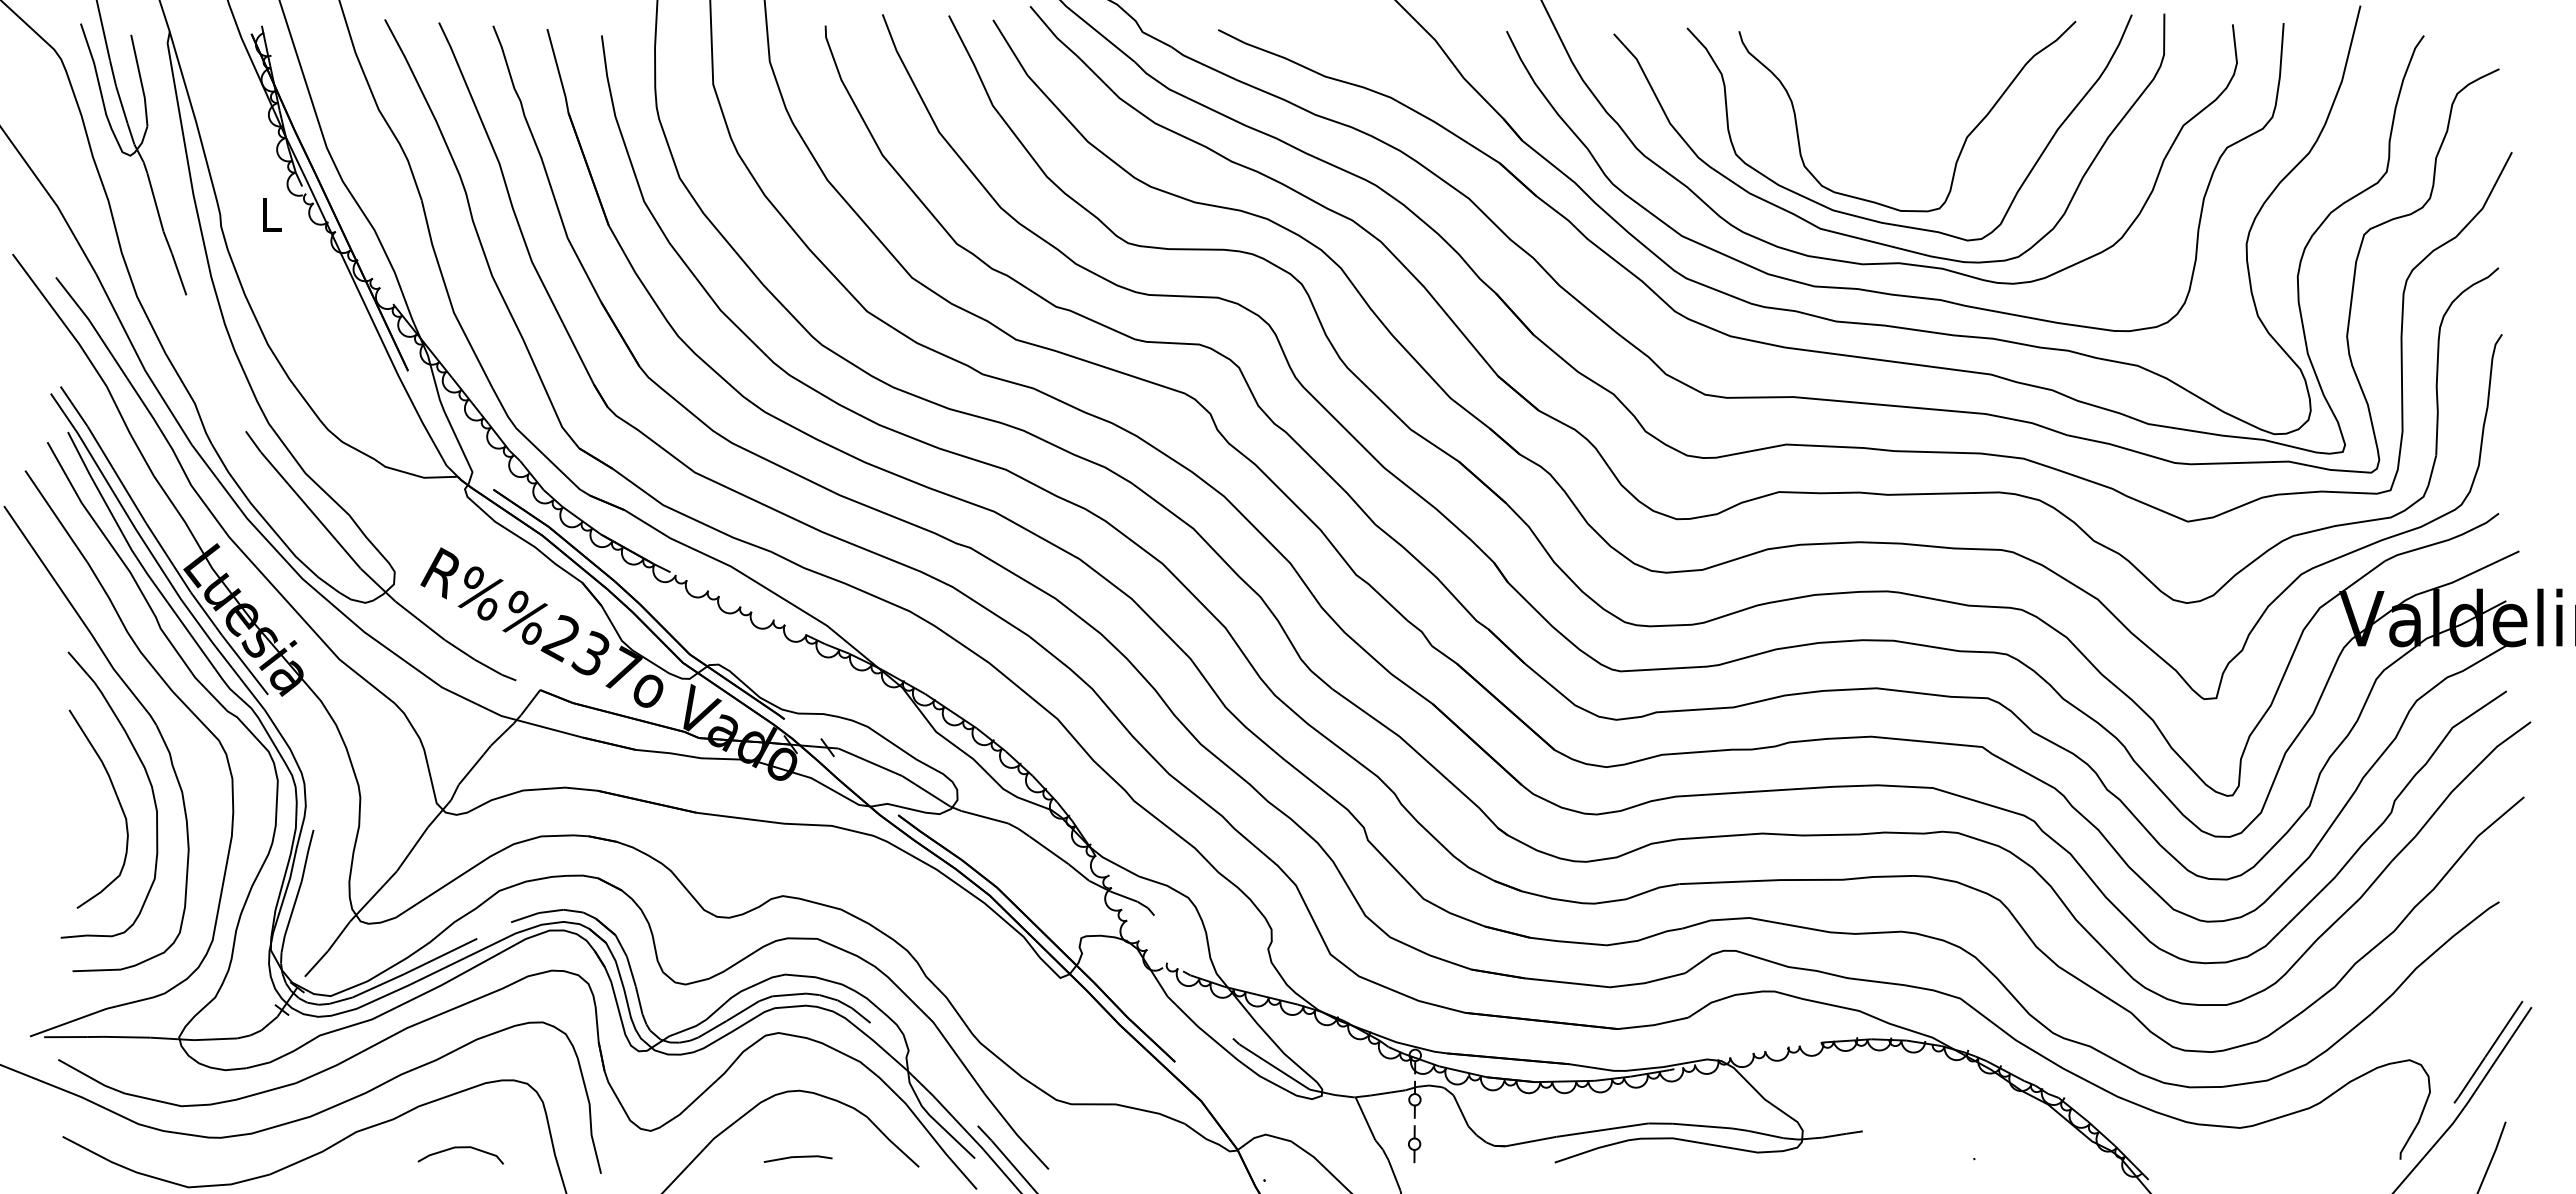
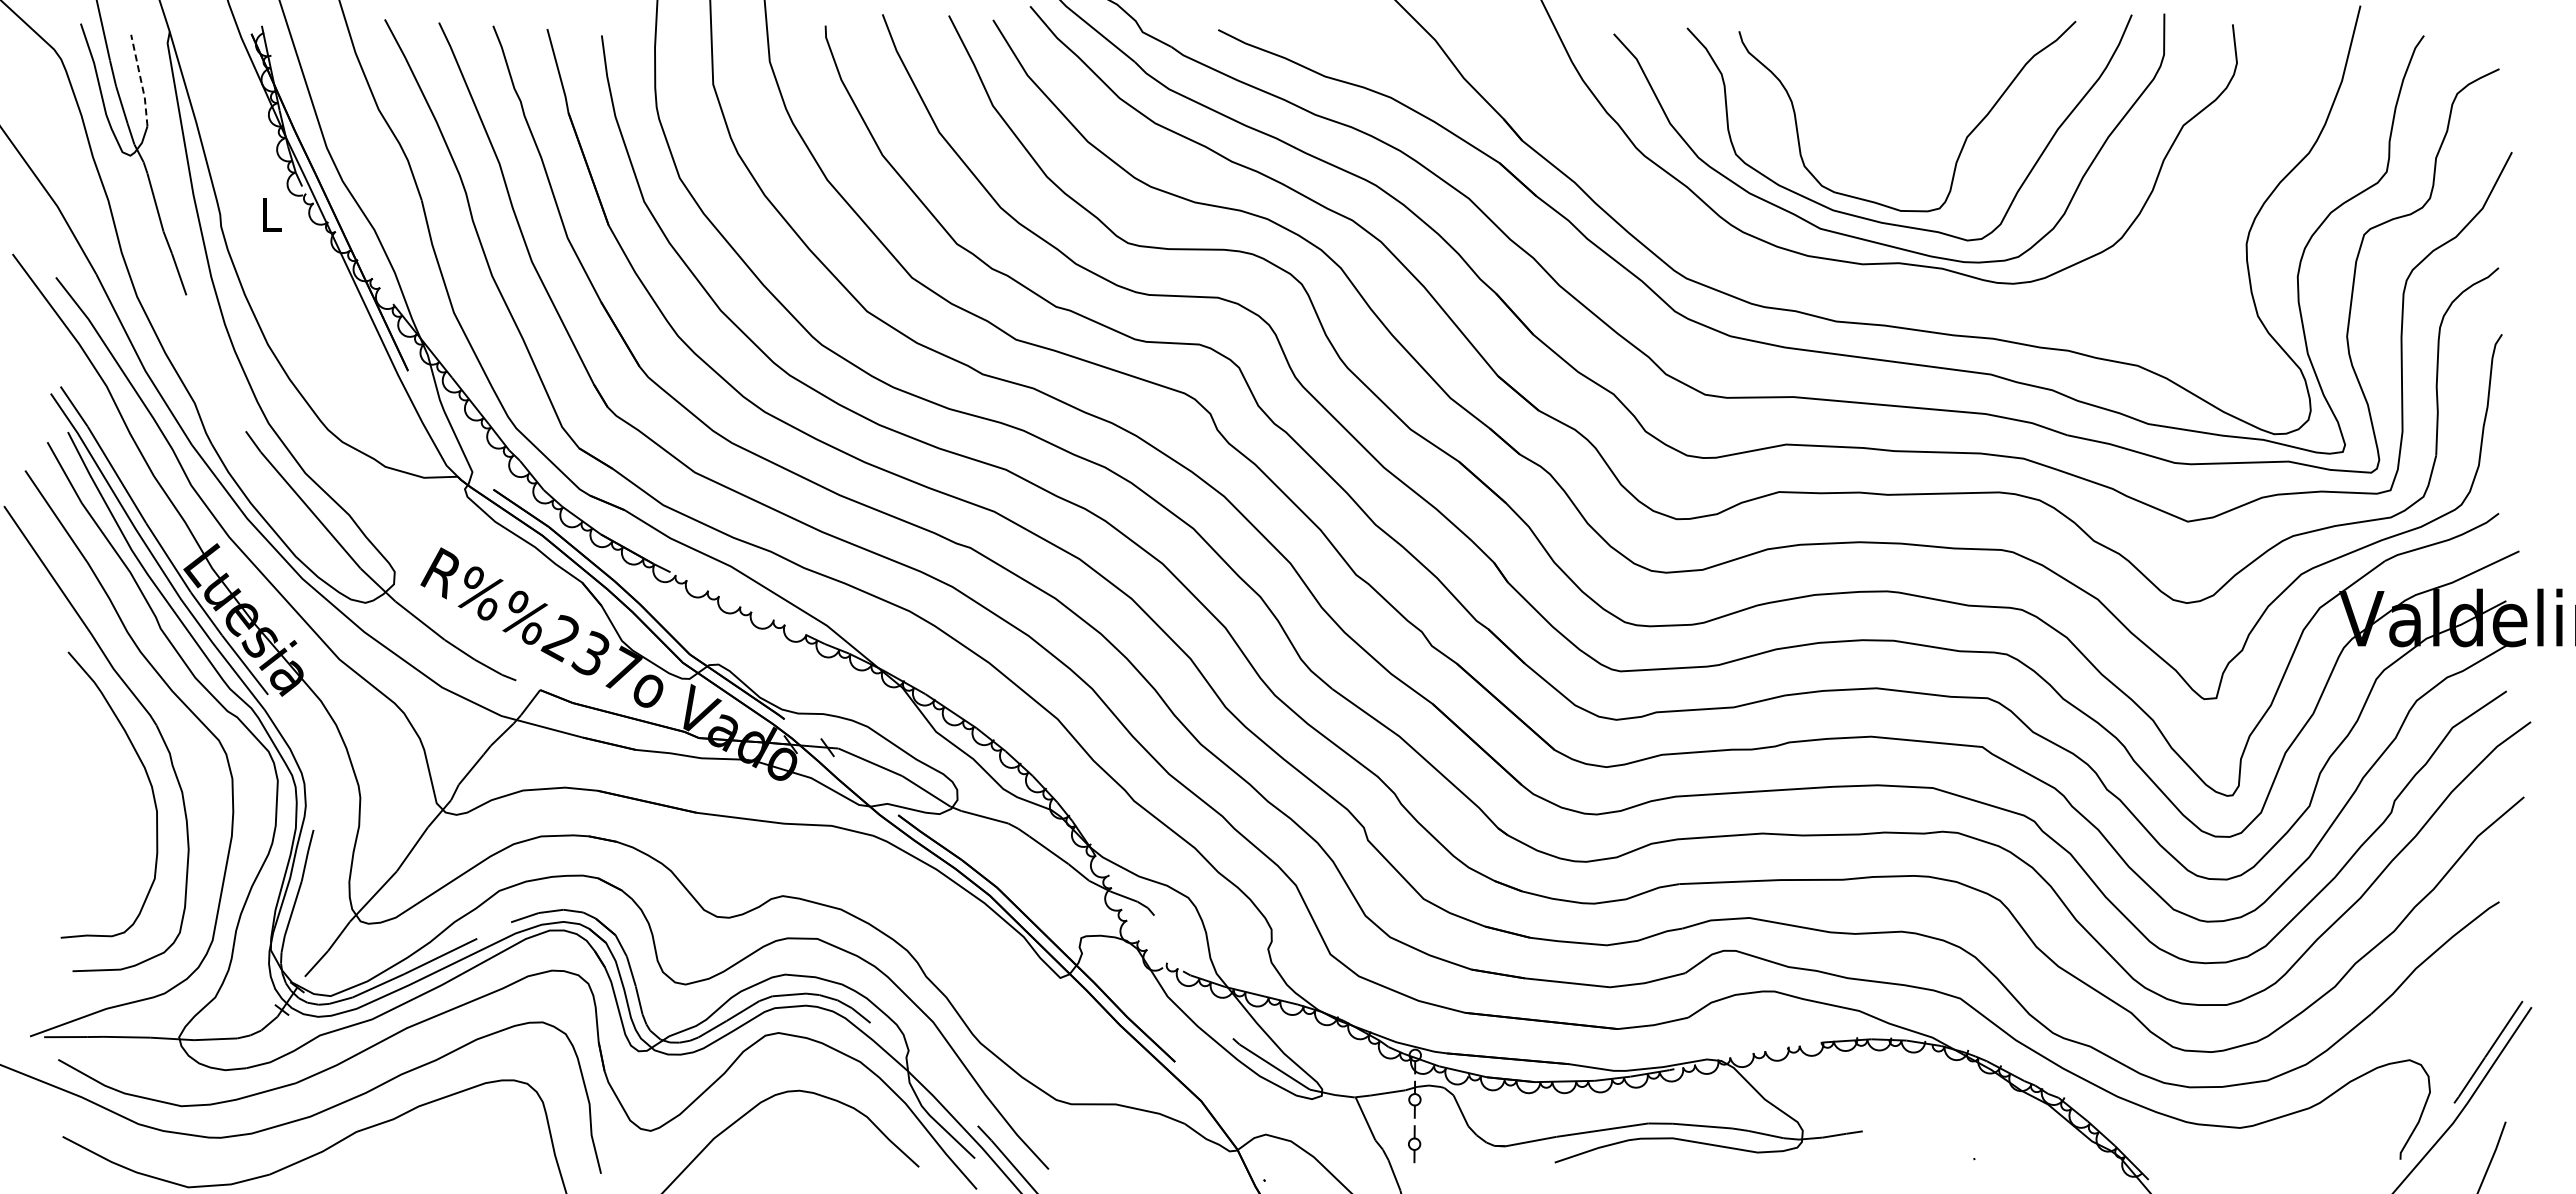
line: solid -> dashed (141, 80)
curve: present -> none (1874, 290)
curve: present -> none (117, 800)
curve: present -> none (460, 1148)
line: present -> none (797, 1157)
